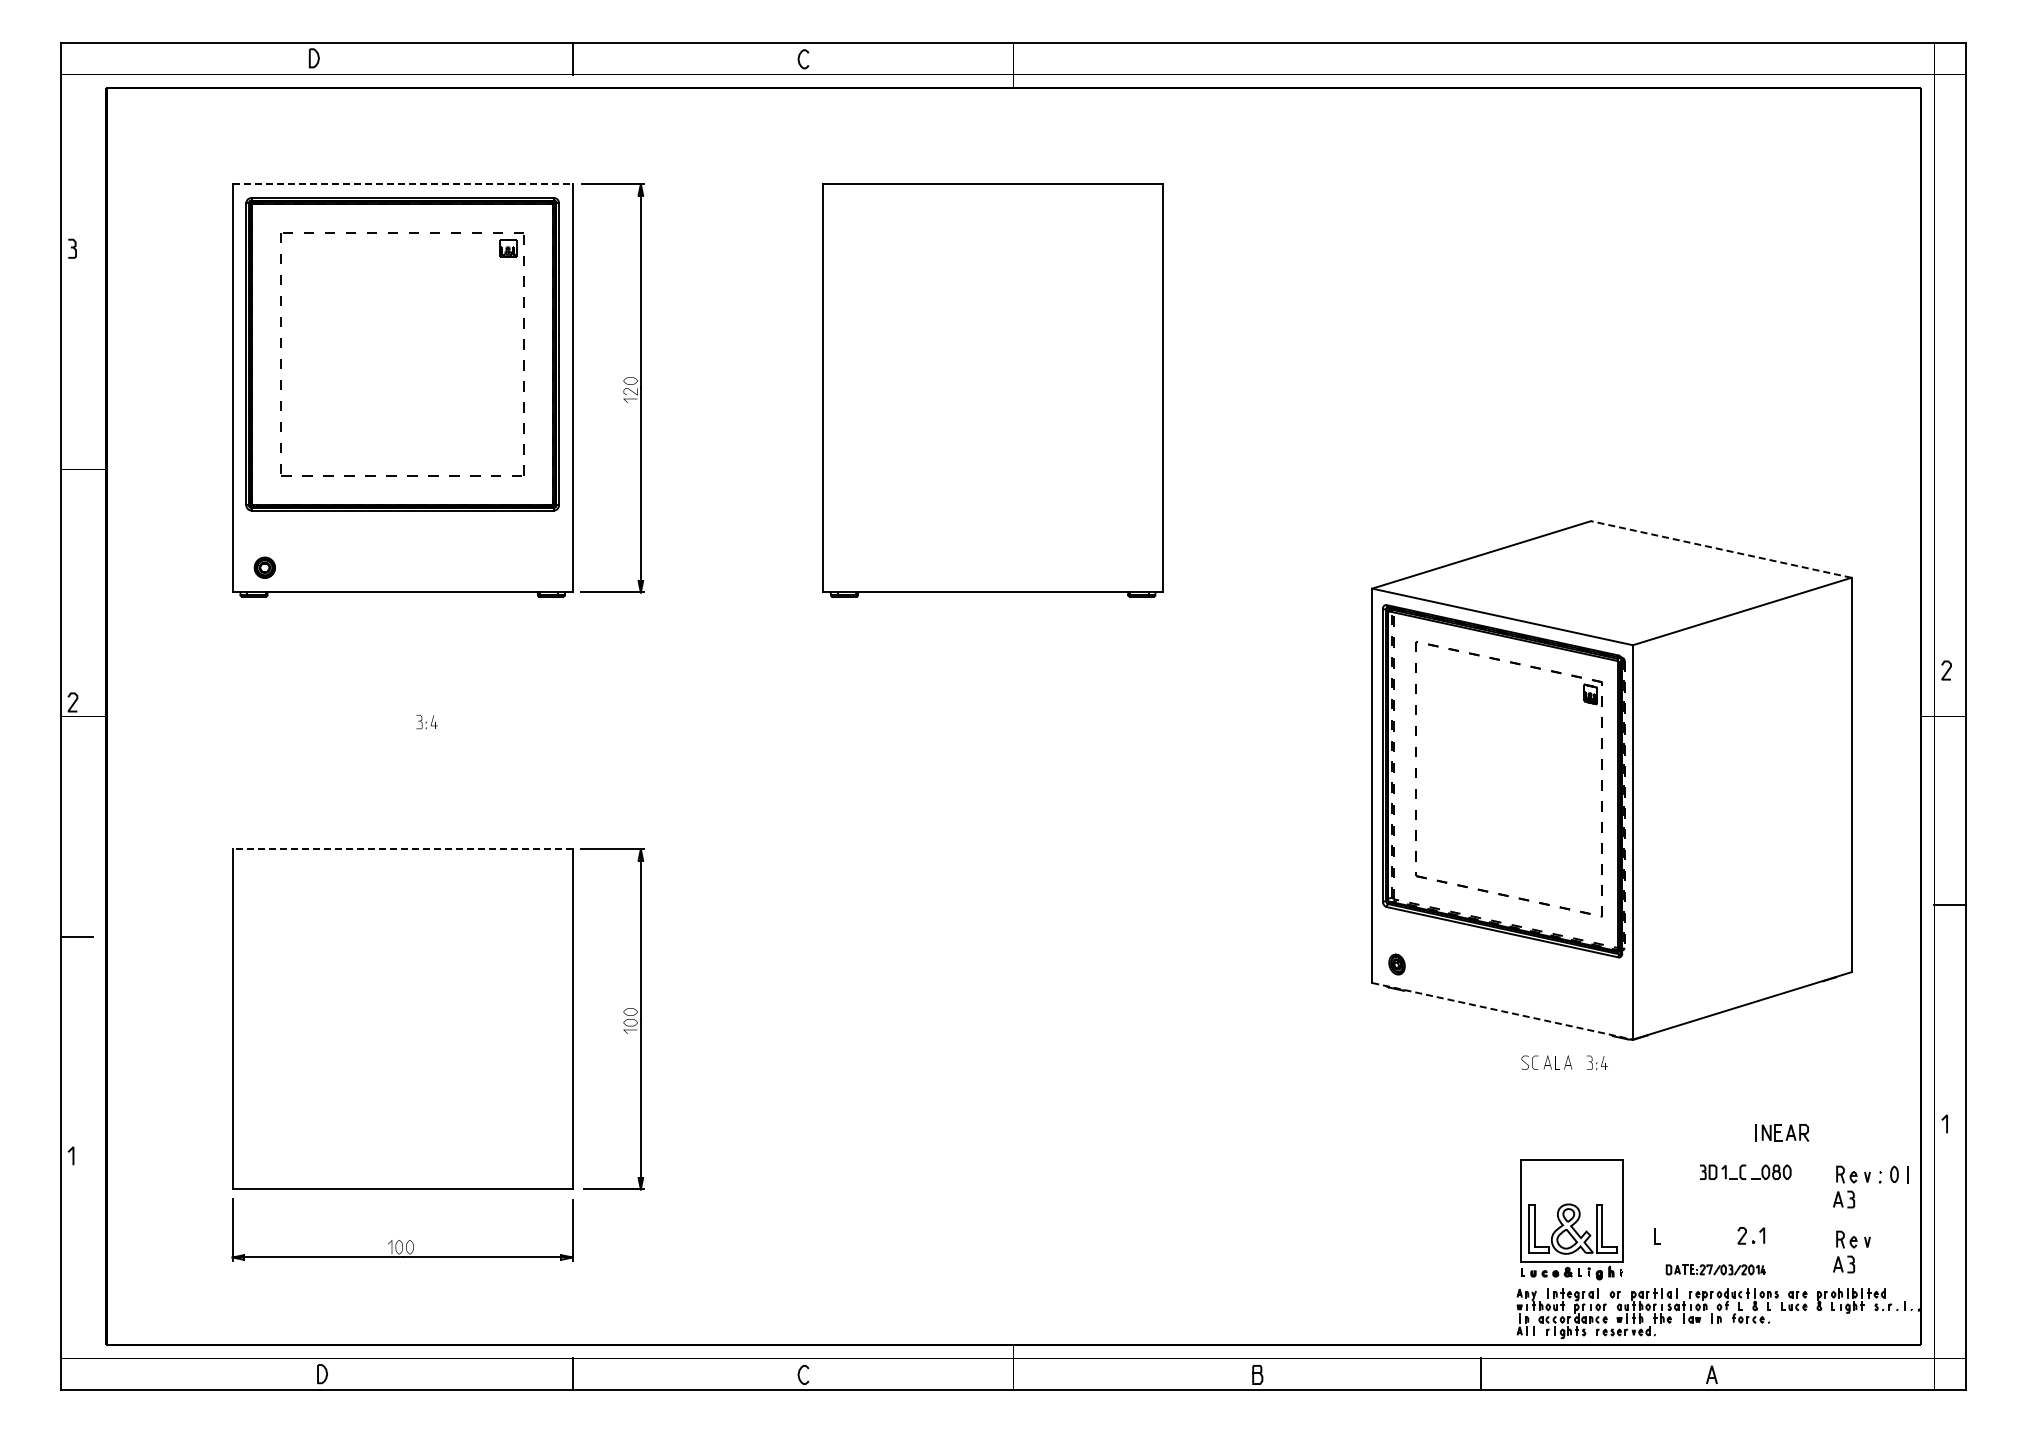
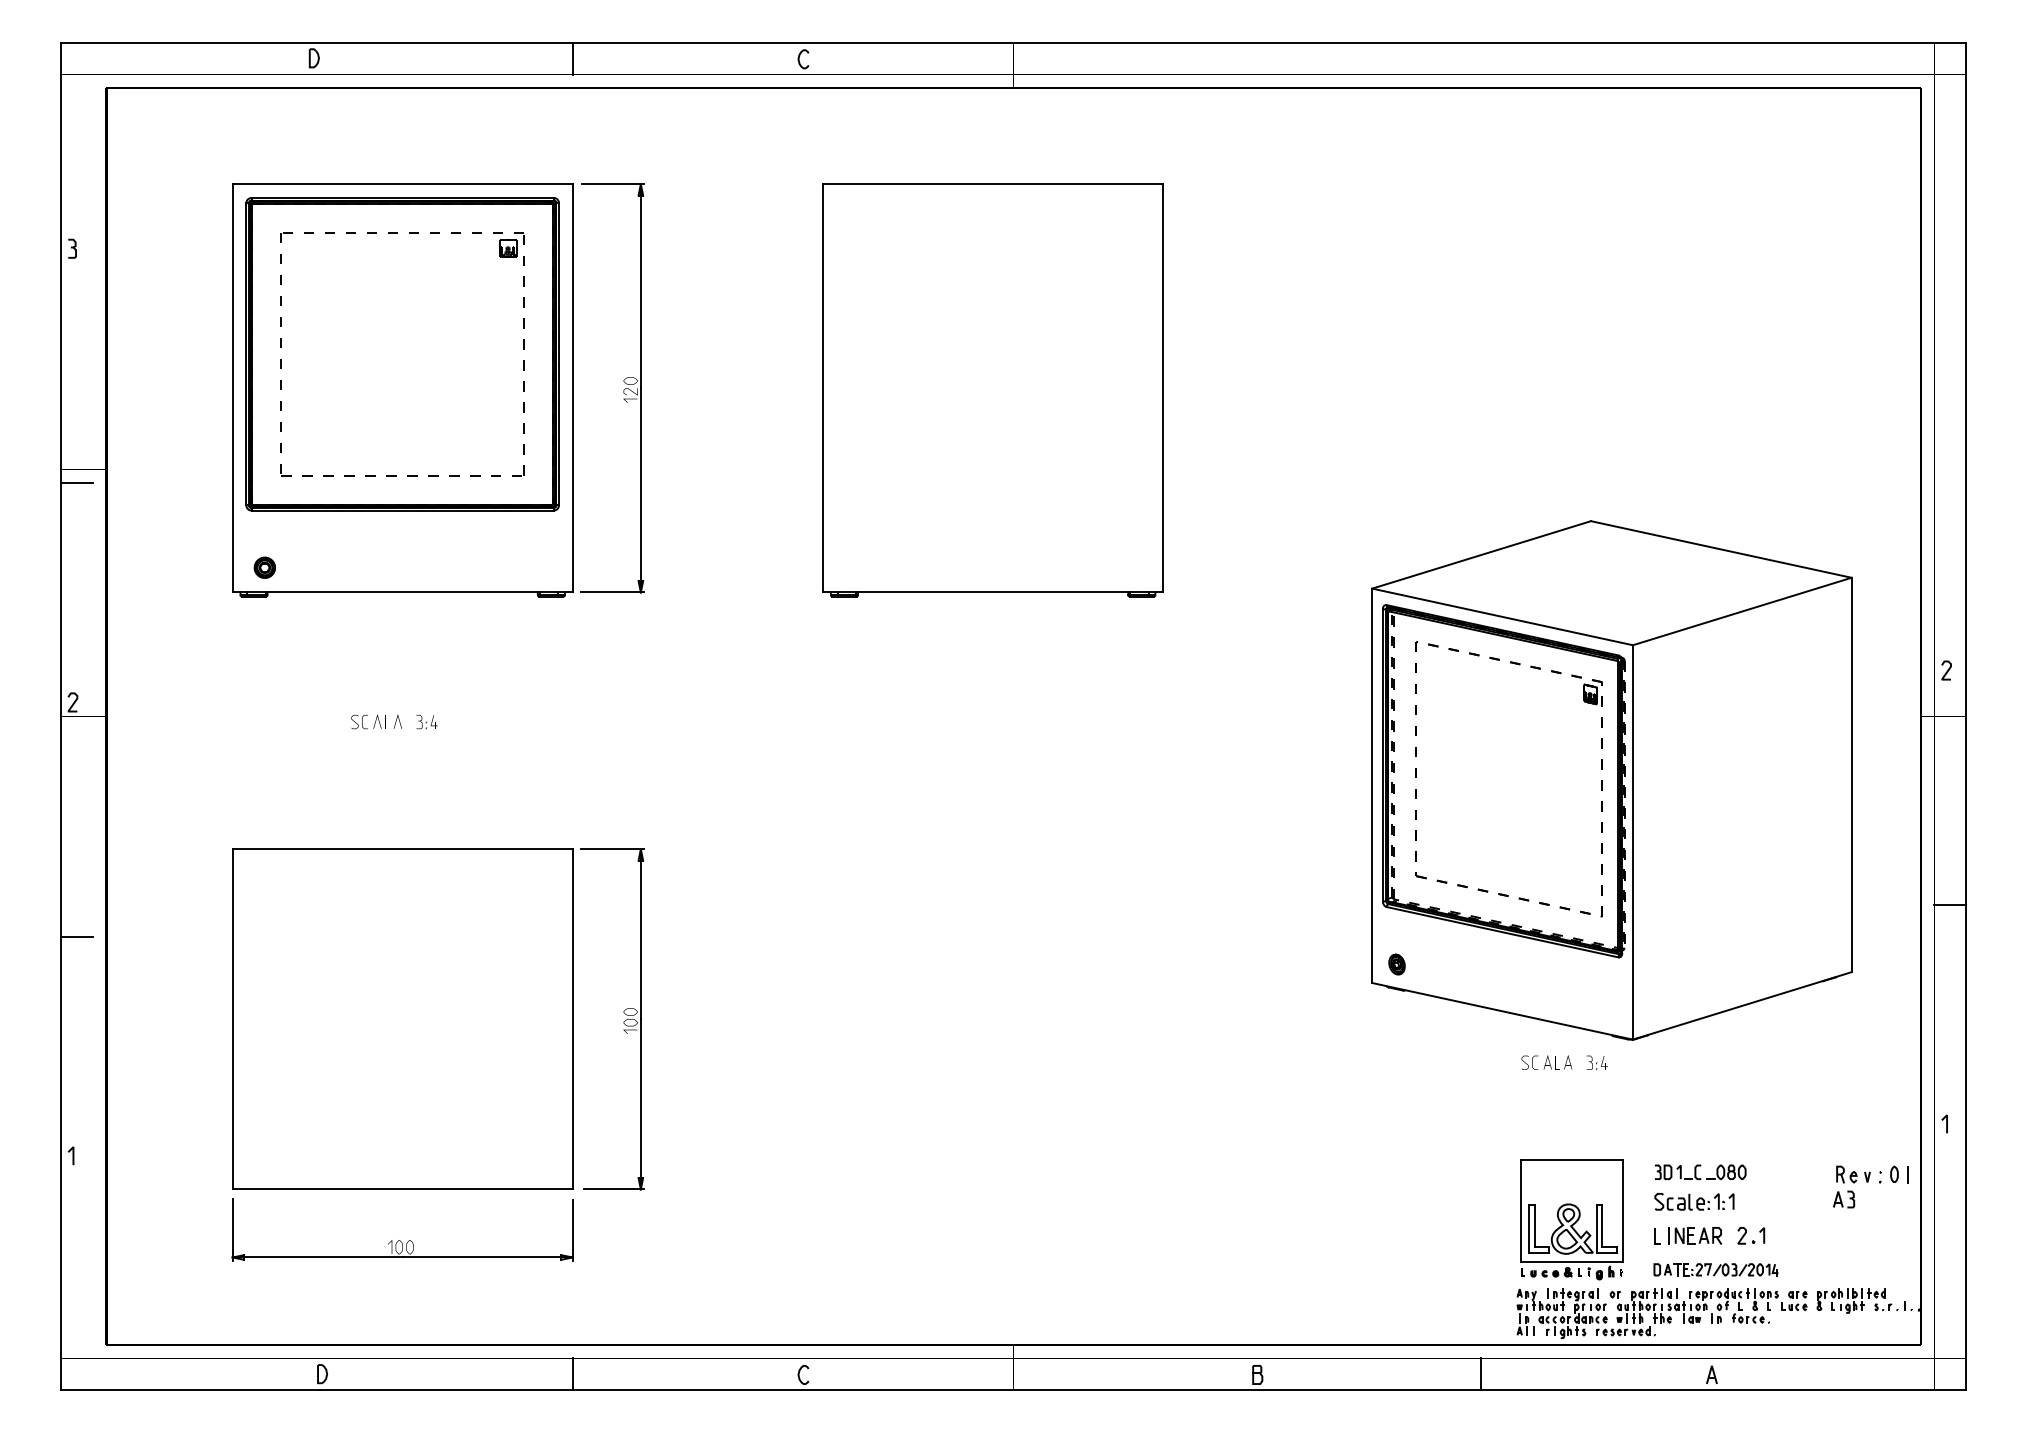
line: dashed -> solid (403, 184)
line: none -> present (76, 483)
line: dashed -> solid (1720, 549)
part: none -> present (376, 721)
line: dashed -> solid (402, 849)
line: dashed -> solid (1503, 1011)
part position: (1782, 1132) -> (1695, 1235) (1695, 1235)
part position: (1745, 1171) -> (1700, 1171) (1700, 1171)
part: none -> present (1694, 1201)
part: present -> none (1851, 1251)
part size: 101x12 px -> 126x14 px (1715, 1269)
